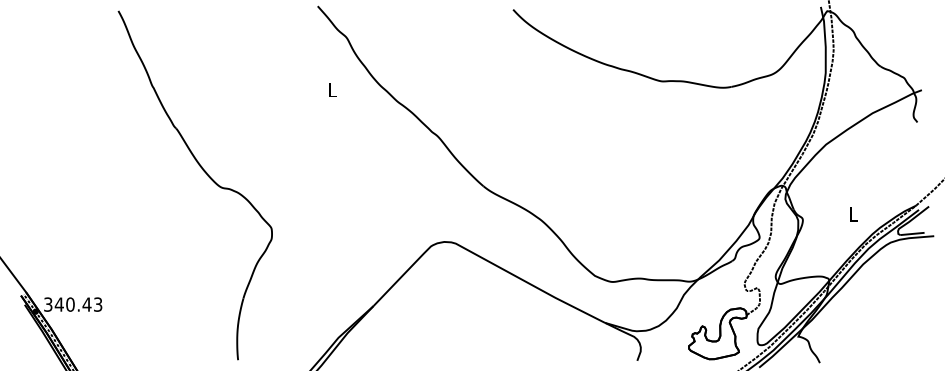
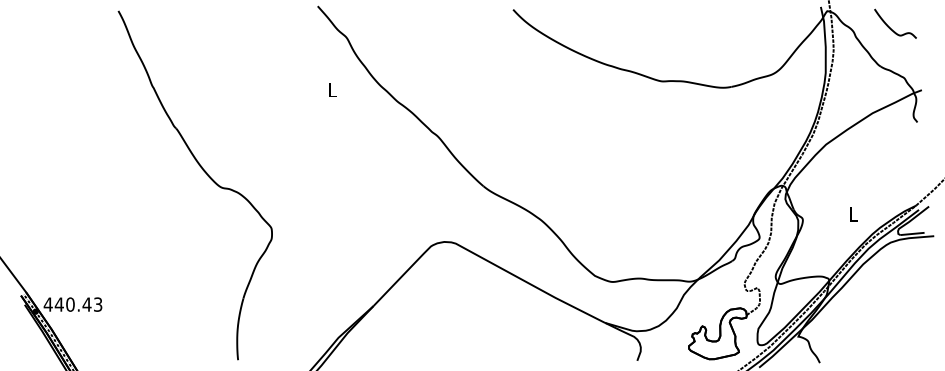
curve: none -> present (890, 27)
text: 340.43 -> 440.43 (47, 304)
